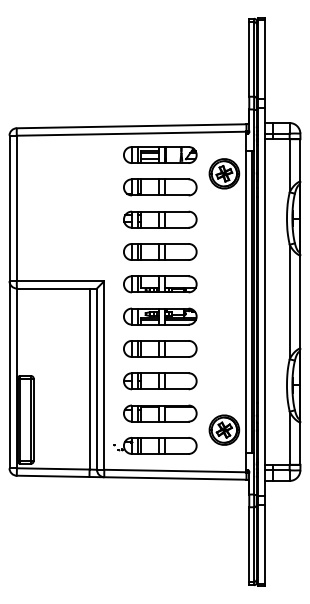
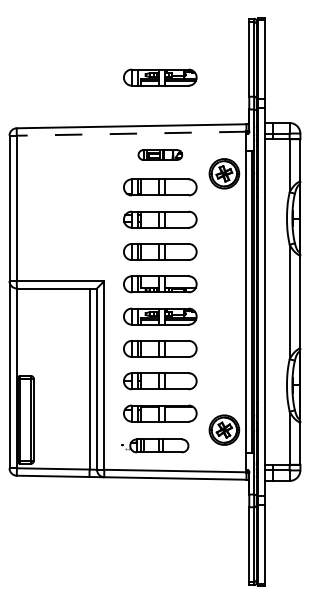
part: none -> present (160, 77)
line: solid -> dashed (131, 133)
part size: 75x18 px -> 47x12 px (160, 154)
part size: 85x18 px -> 69x16 px (155, 445)
